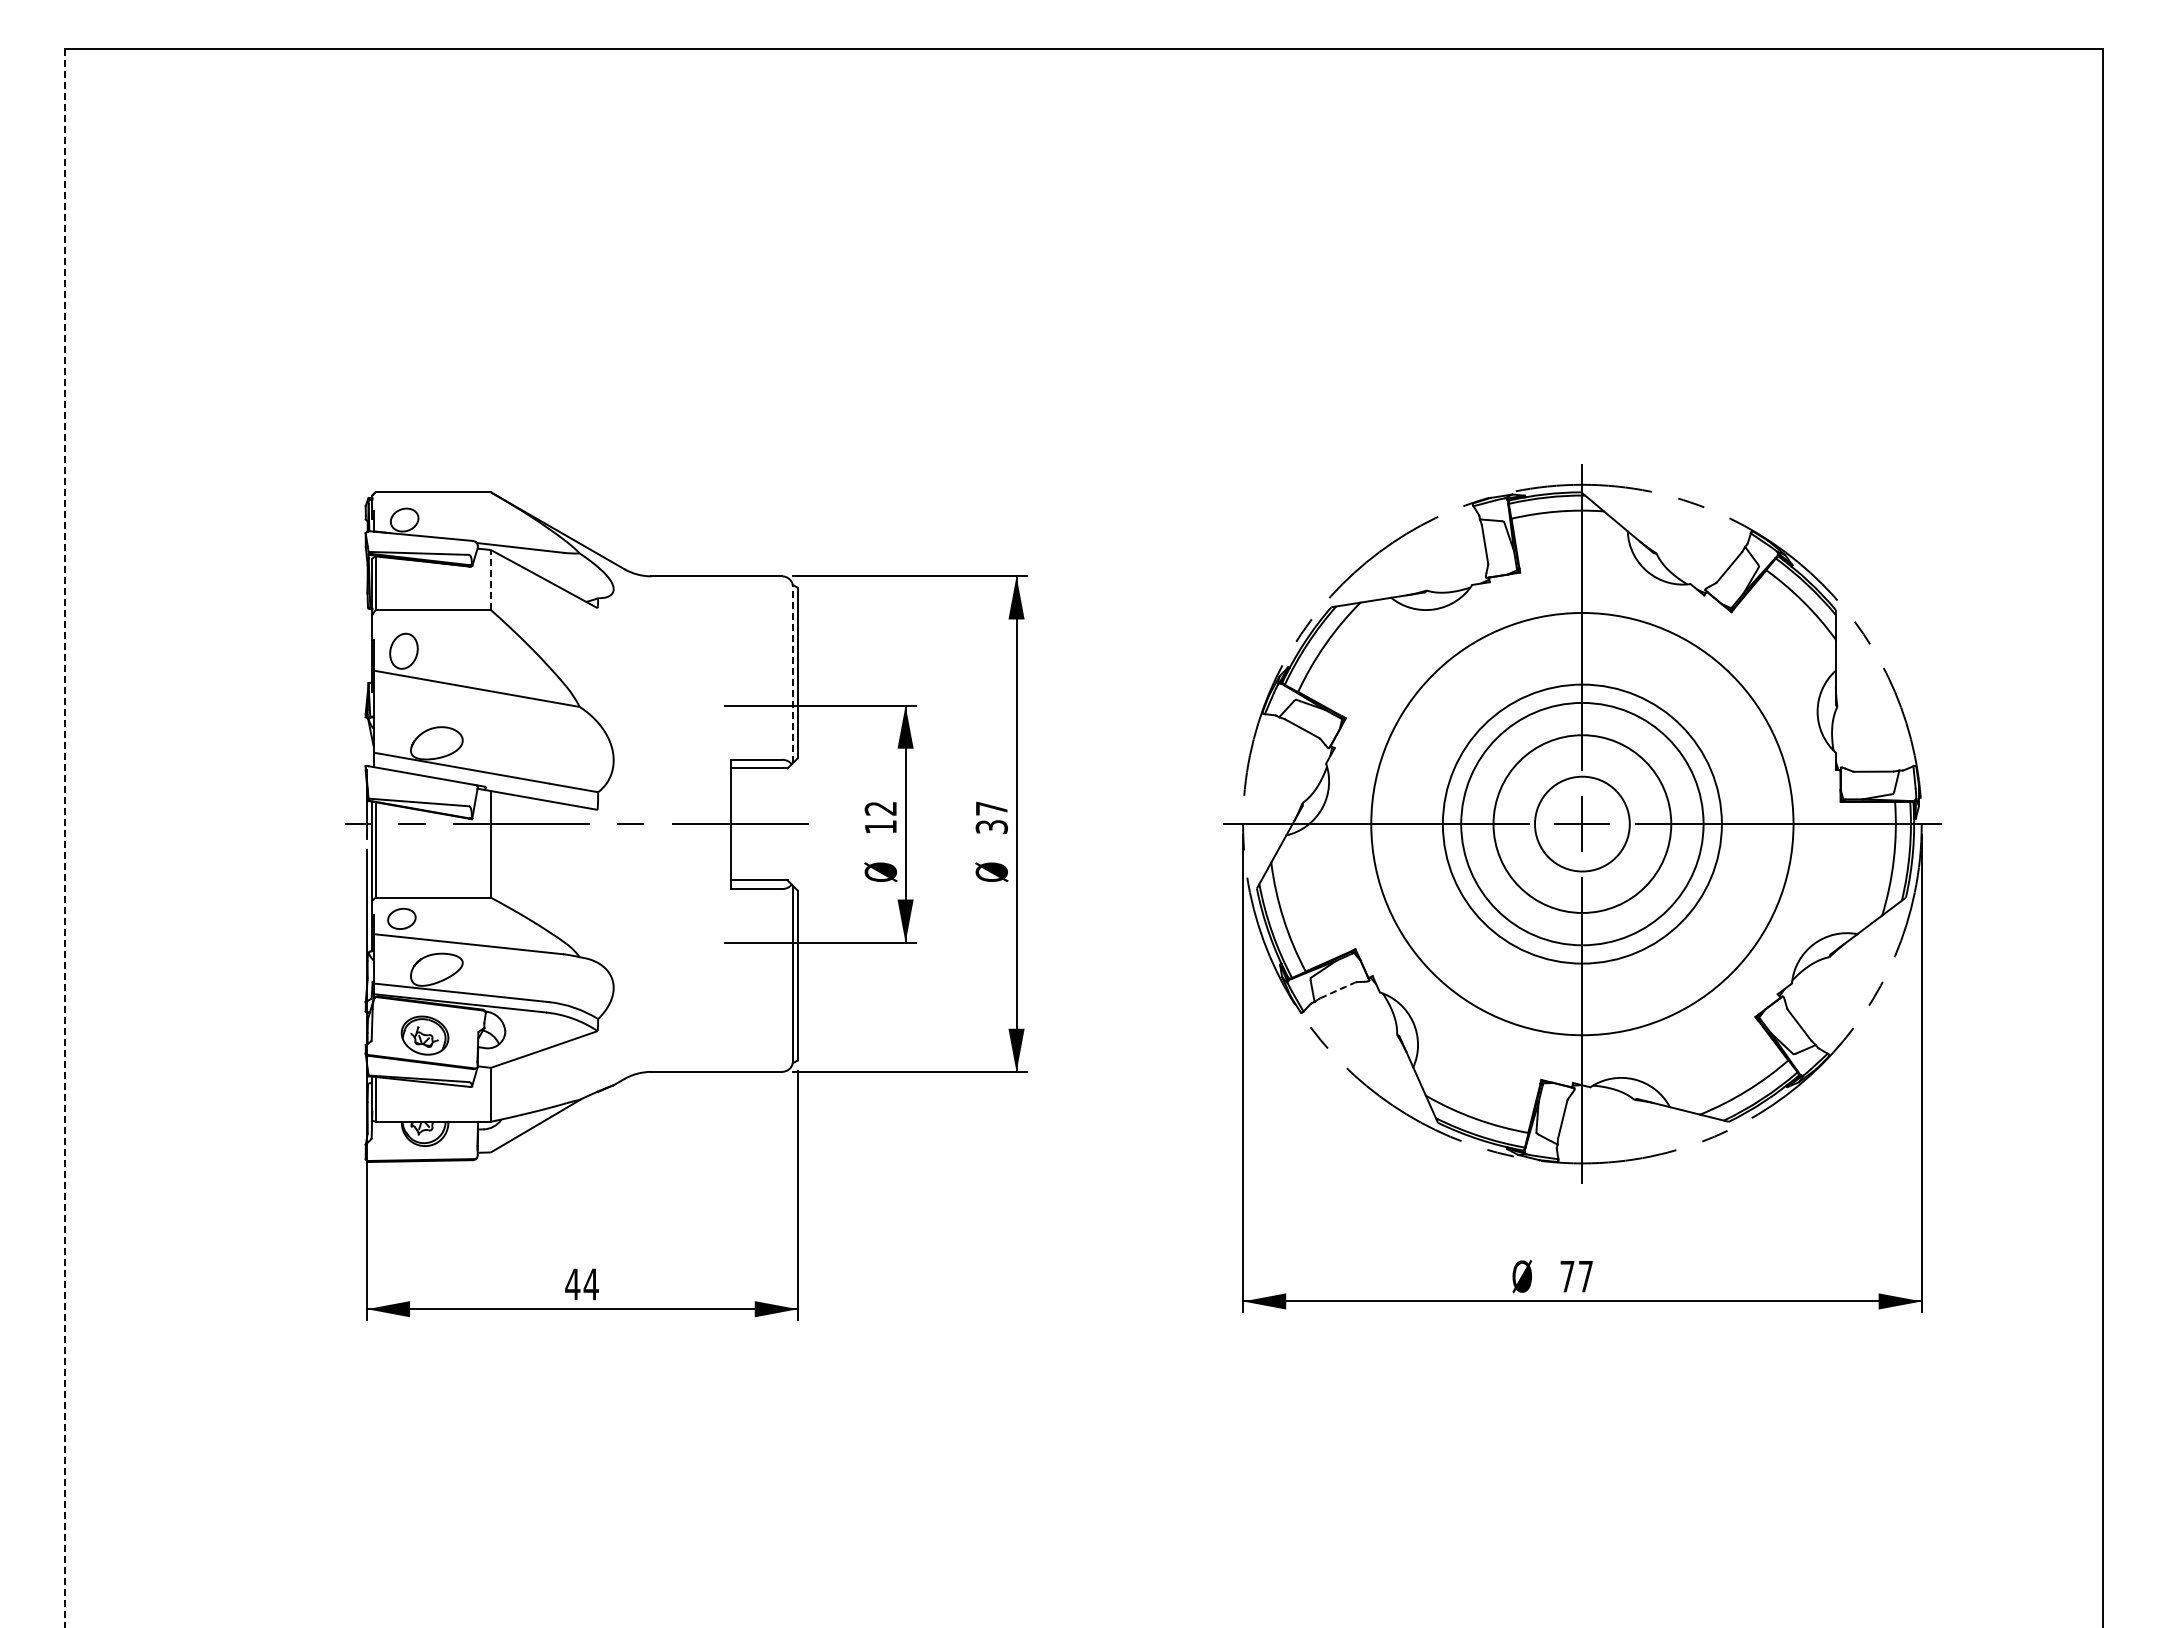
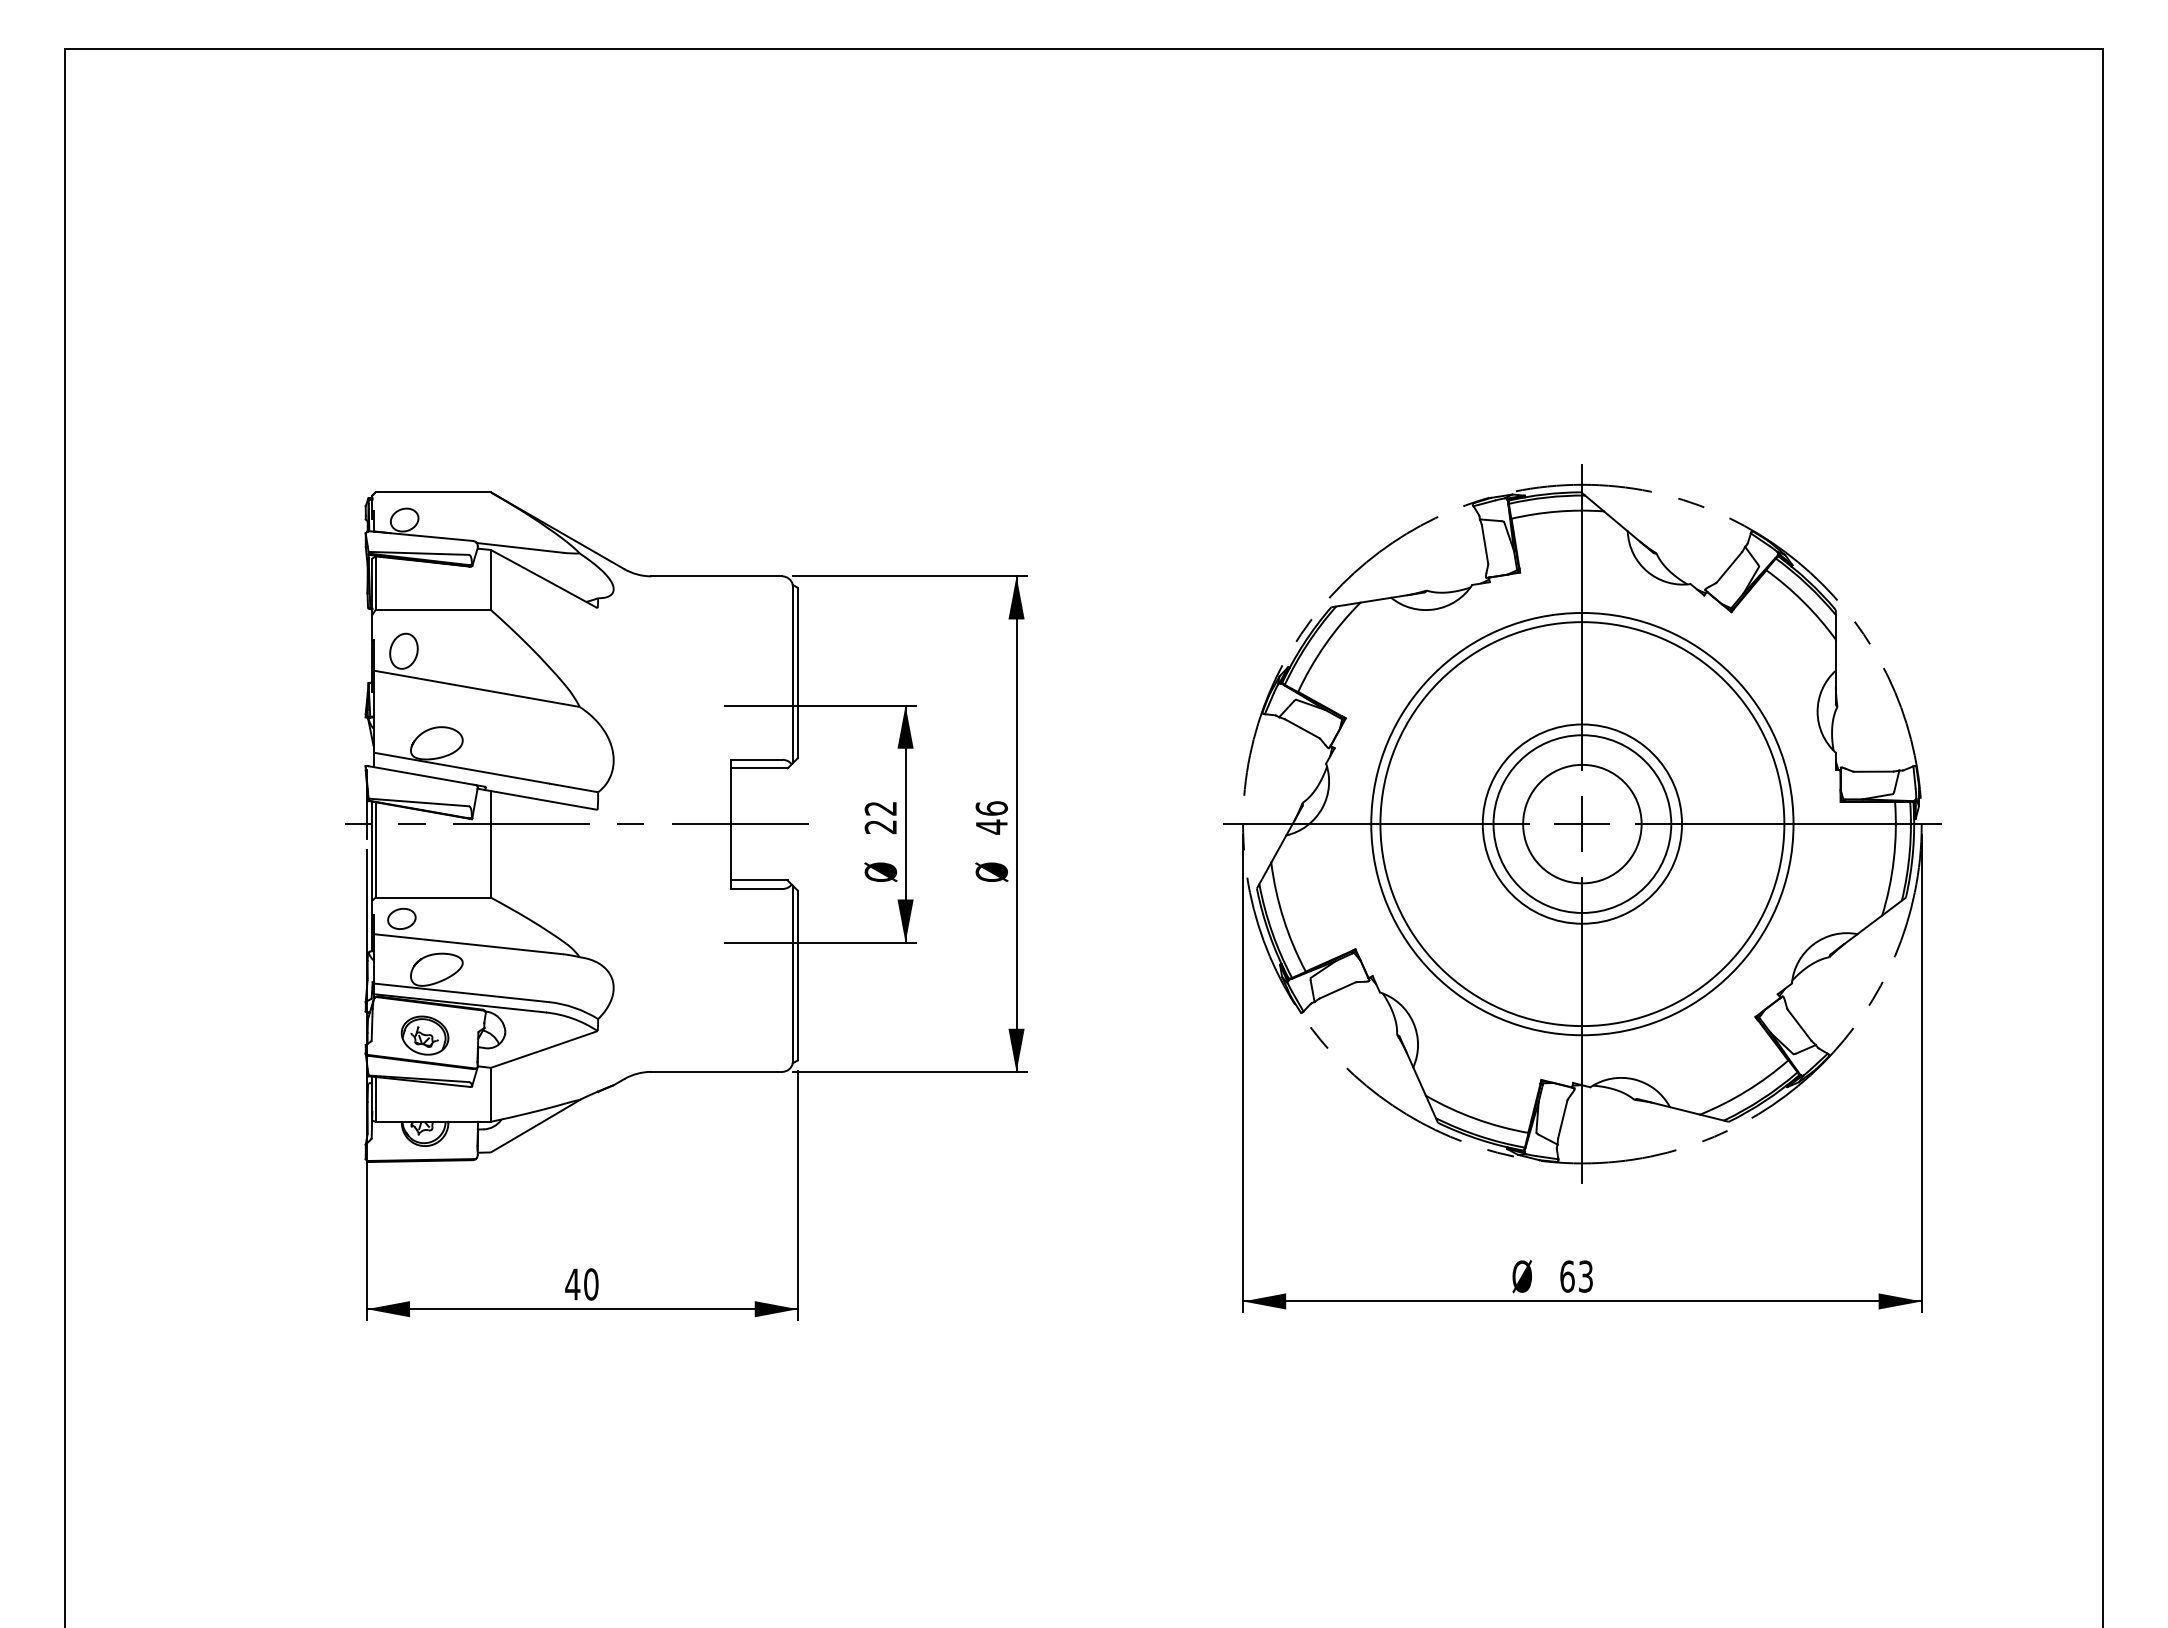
line: dashed -> solid (490, 579)
line: dashed -> solid (792, 673)
text: 37 -> 46 (991, 817)
circle diameter: 279 px -> 199 px (1582, 823)
circle diameter: 242 px -> 404 px (1582, 824)
circle diameter: 95 px -> 118 px (1582, 823)
text: 12 -> 22 (880, 827)
line: dashed -> solid (65, 838)
line: dashed -> solid (1338, 990)
text: 77 -> 63 (1576, 1276)
text: 44 -> 40 (590, 1284)
